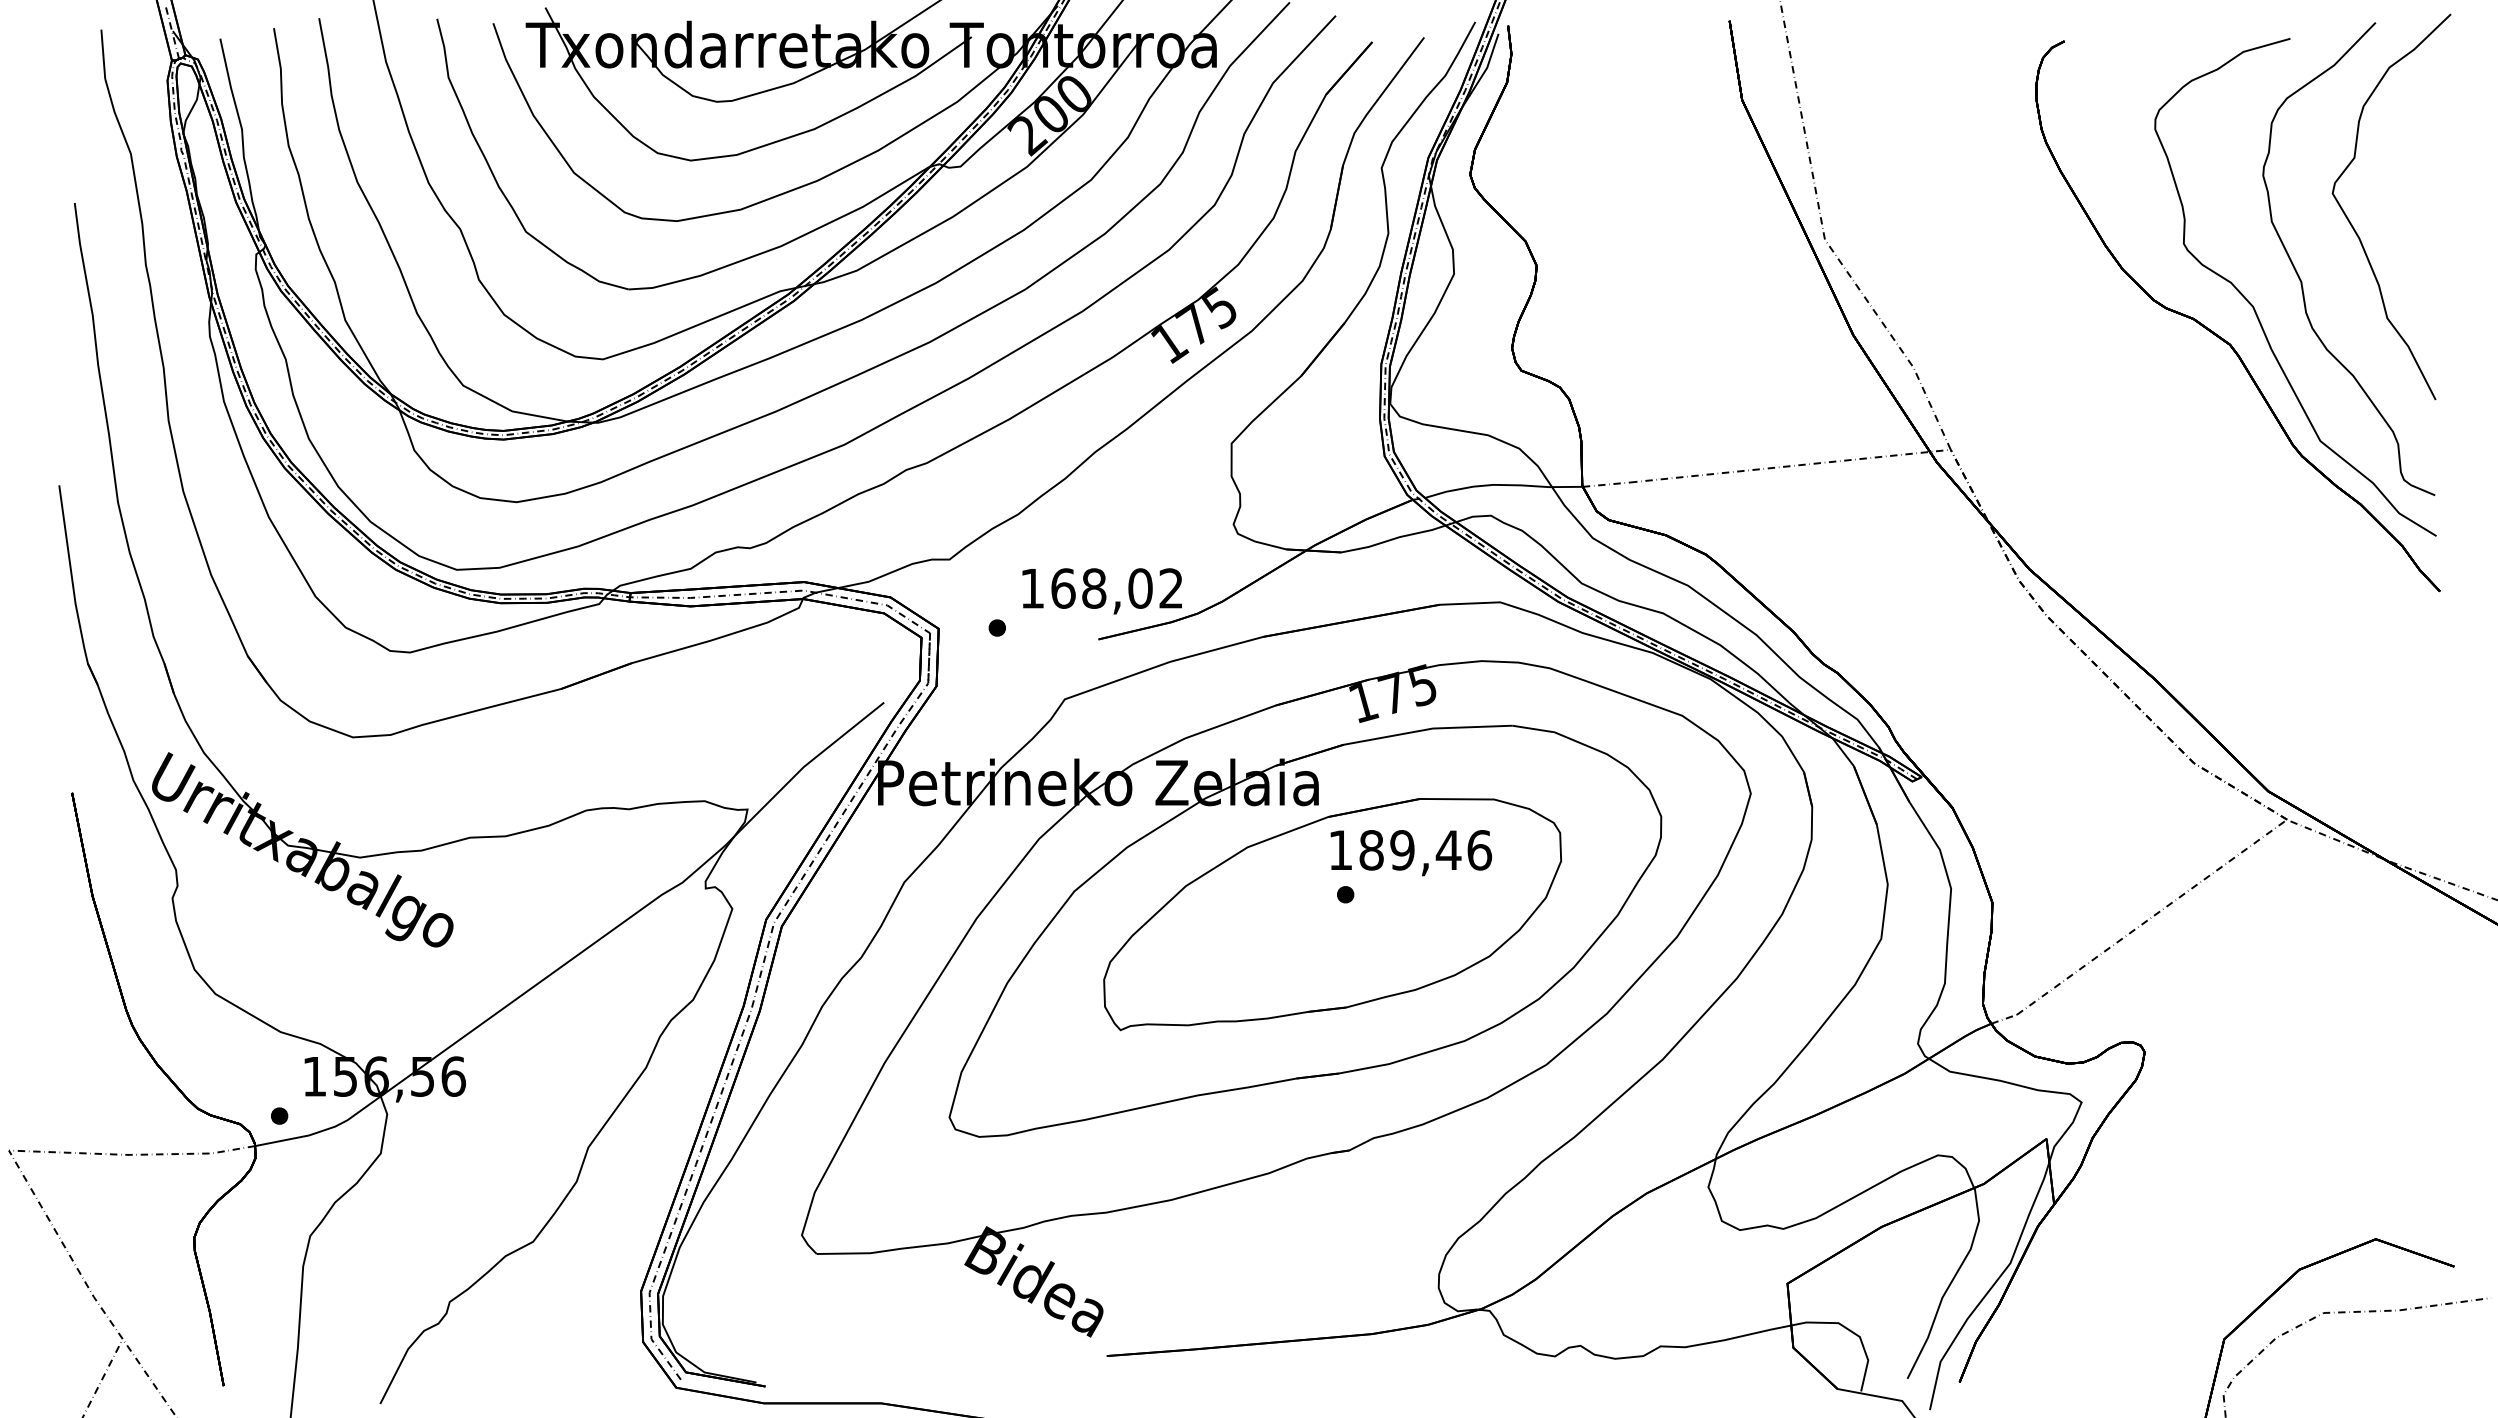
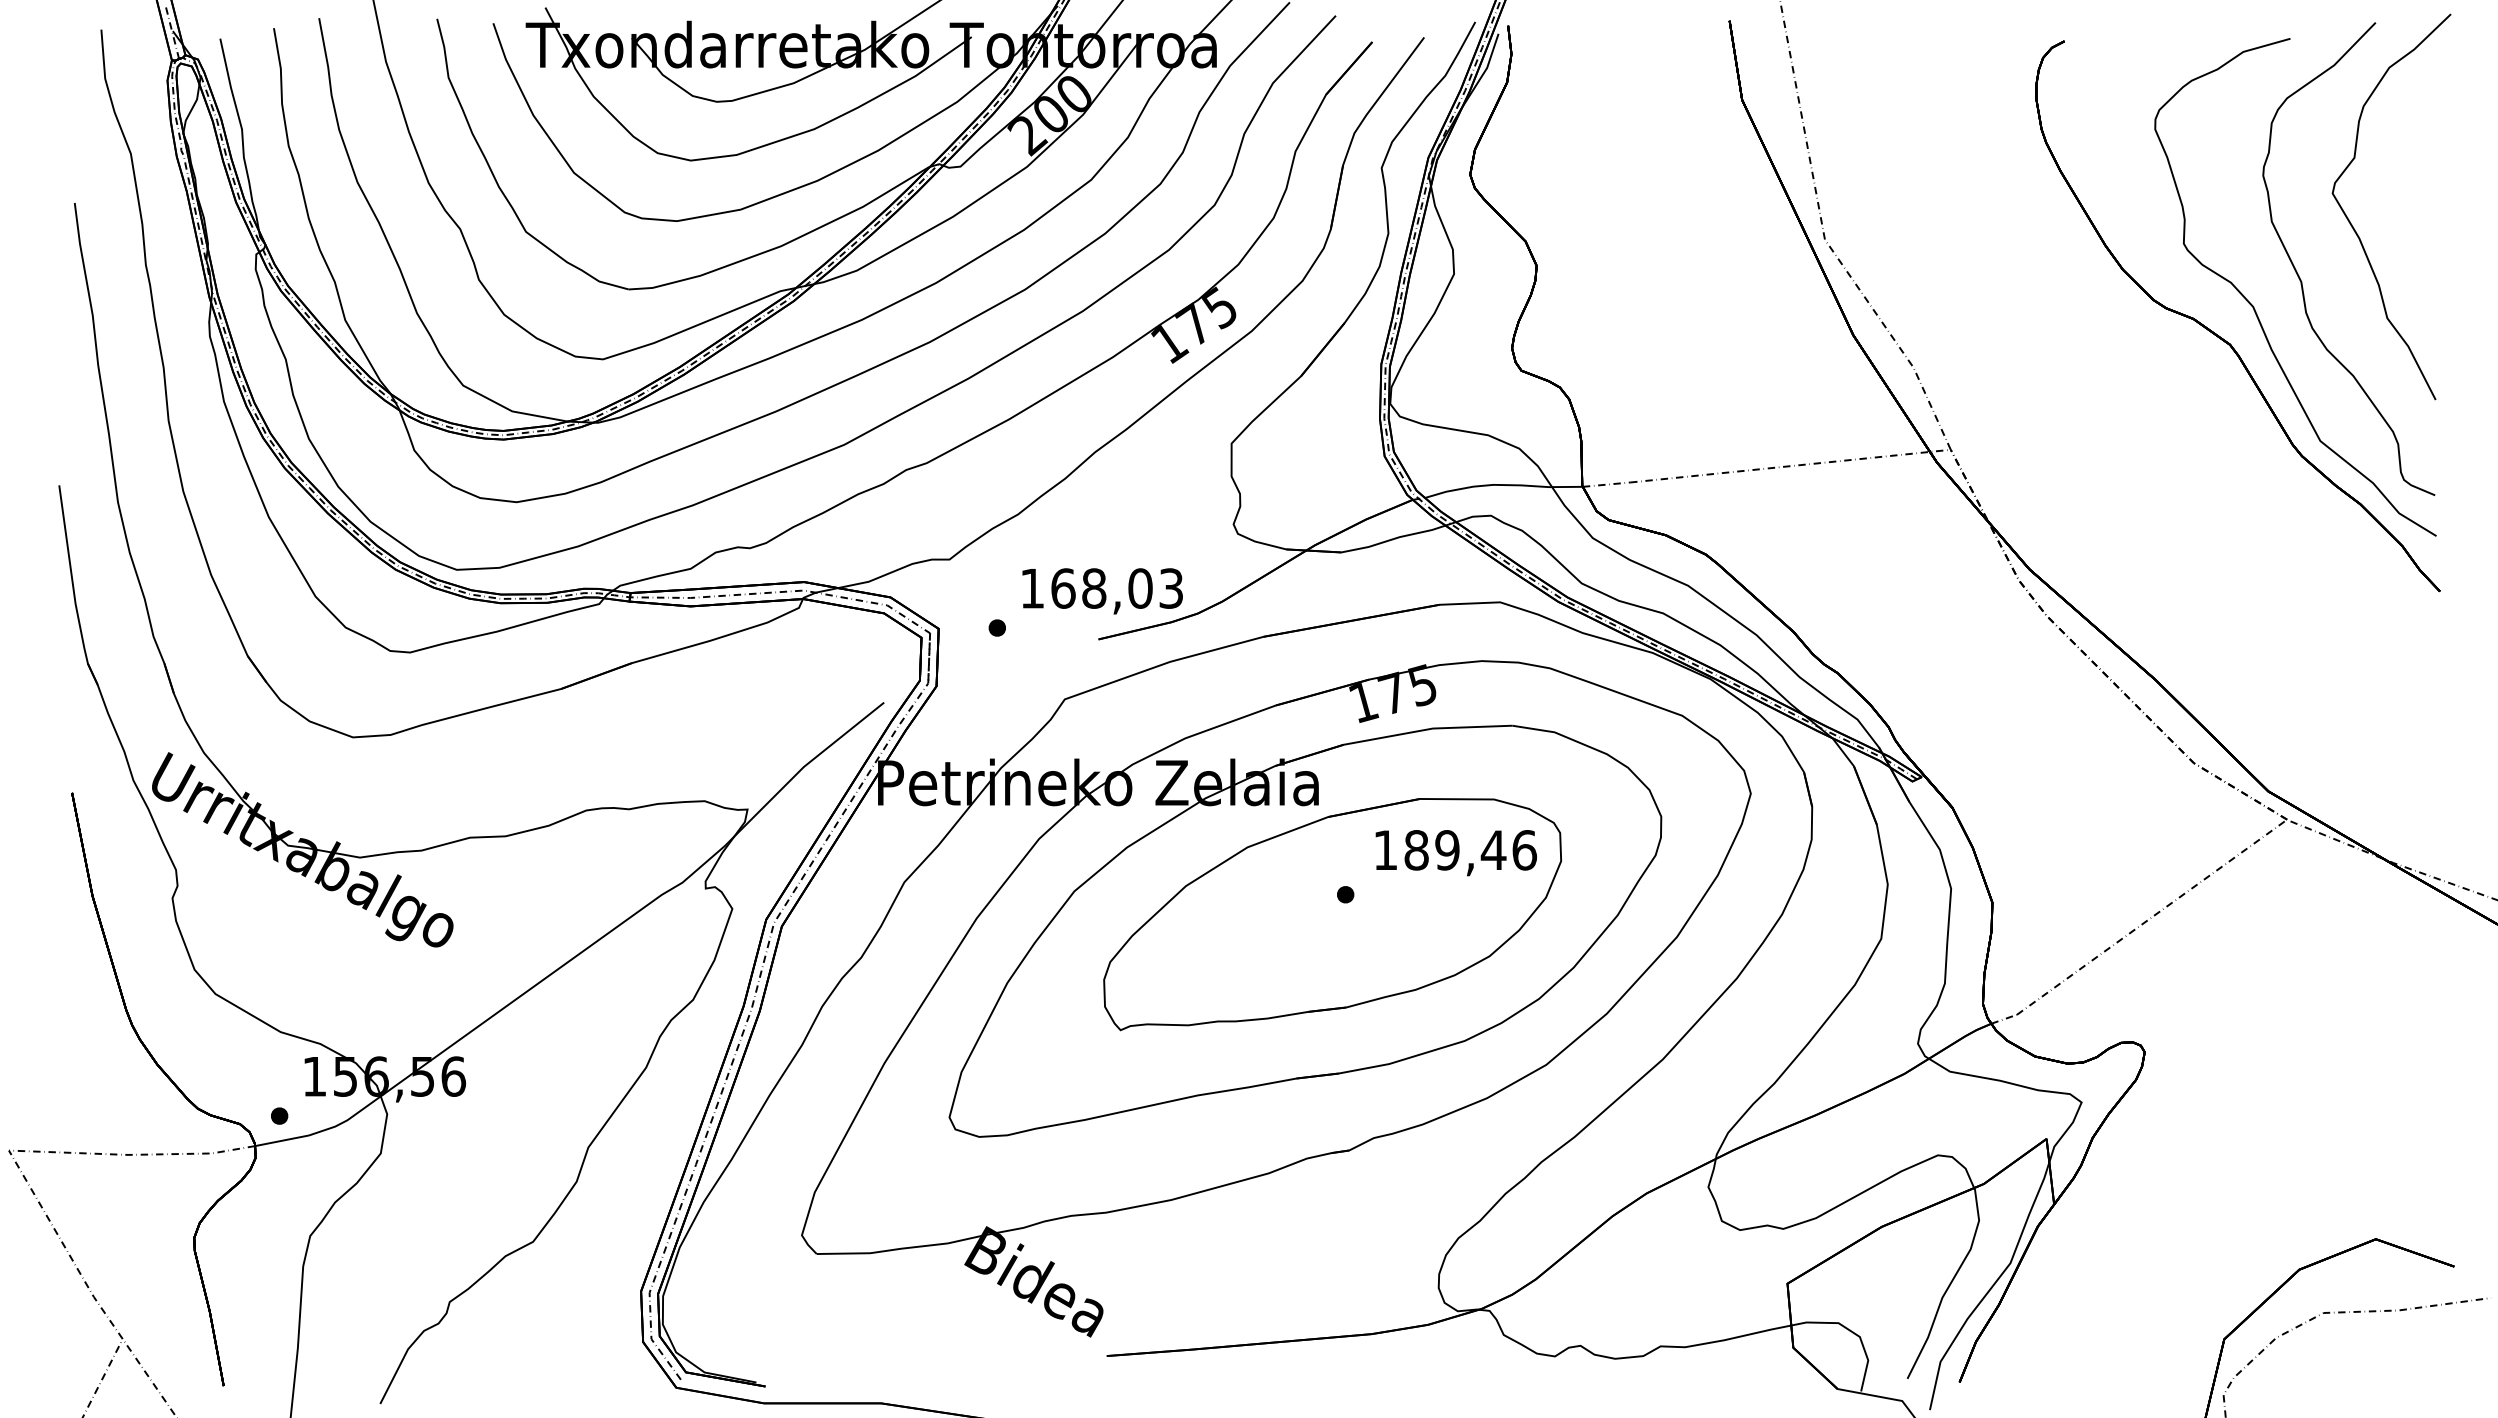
text: 168,02 -> 168,03 (1170, 588)
text position: (1411, 853) -> (1456, 853) (1456, 853)
